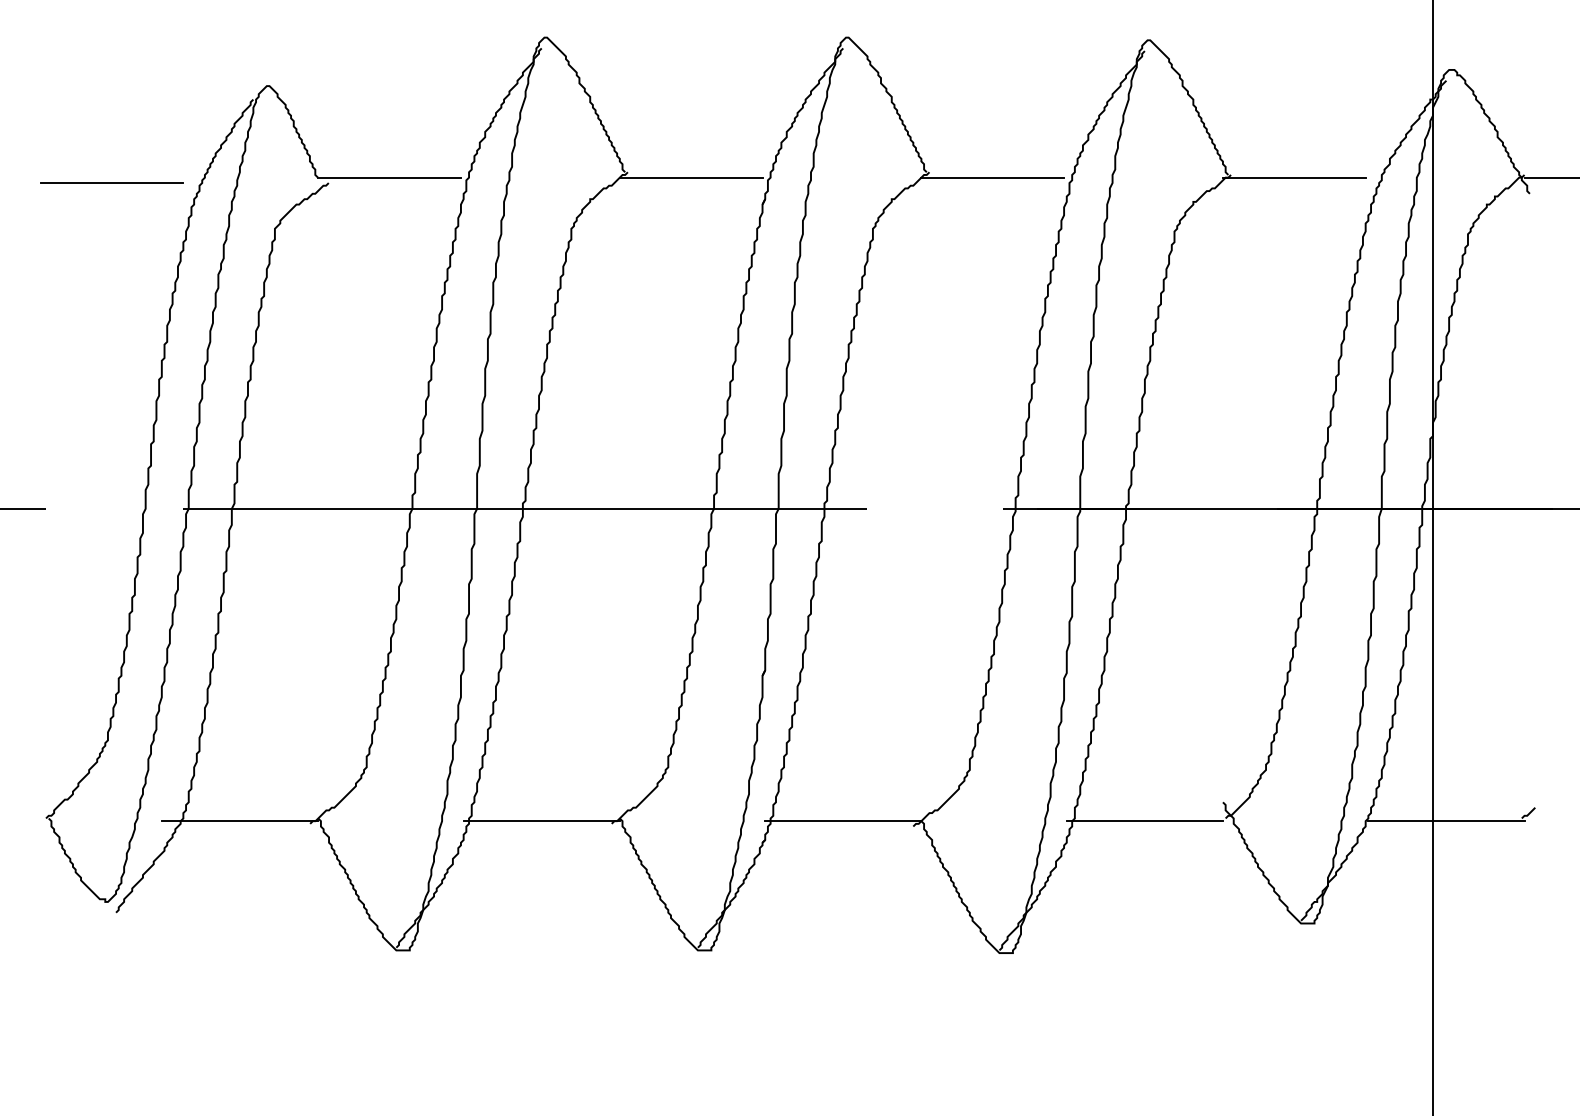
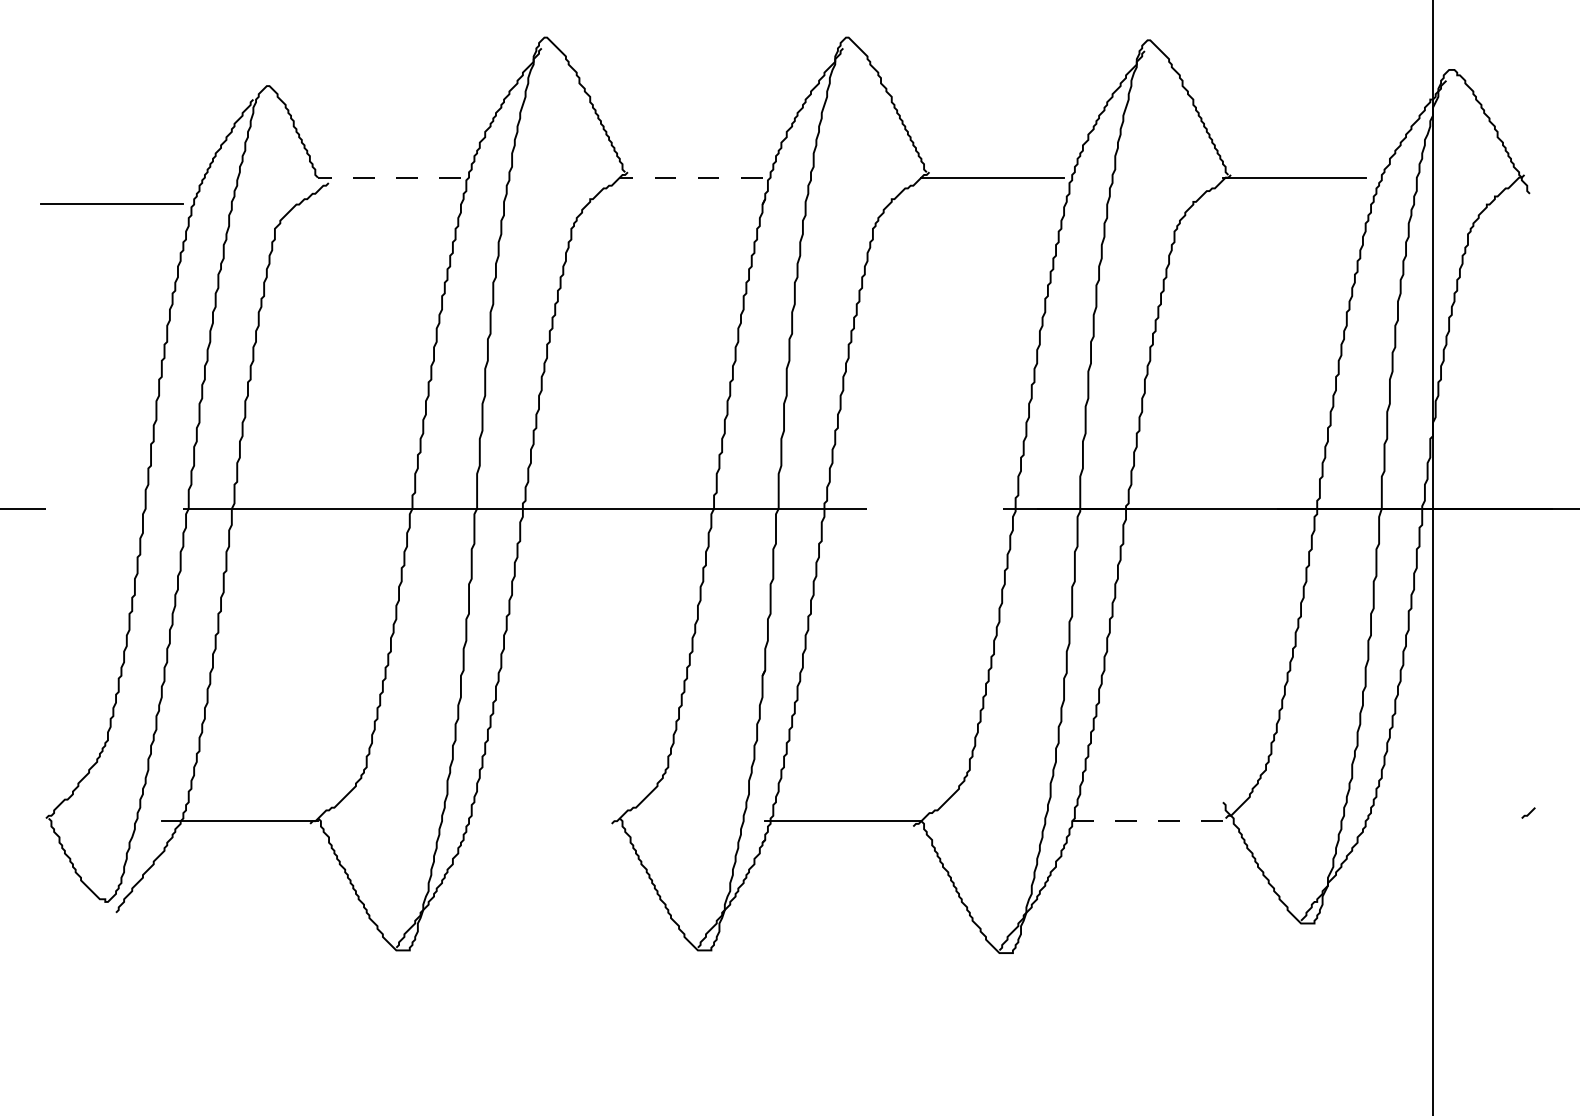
line: solid -> dashed (389, 177)
line: solid -> dashed (690, 177)
line: present -> none (1550, 177)
line position: (111, 182) -> (111, 203) (111, 203)
line: present -> none (541, 821)
line: solid -> dashed (1144, 821)
line: present -> none (1446, 821)
